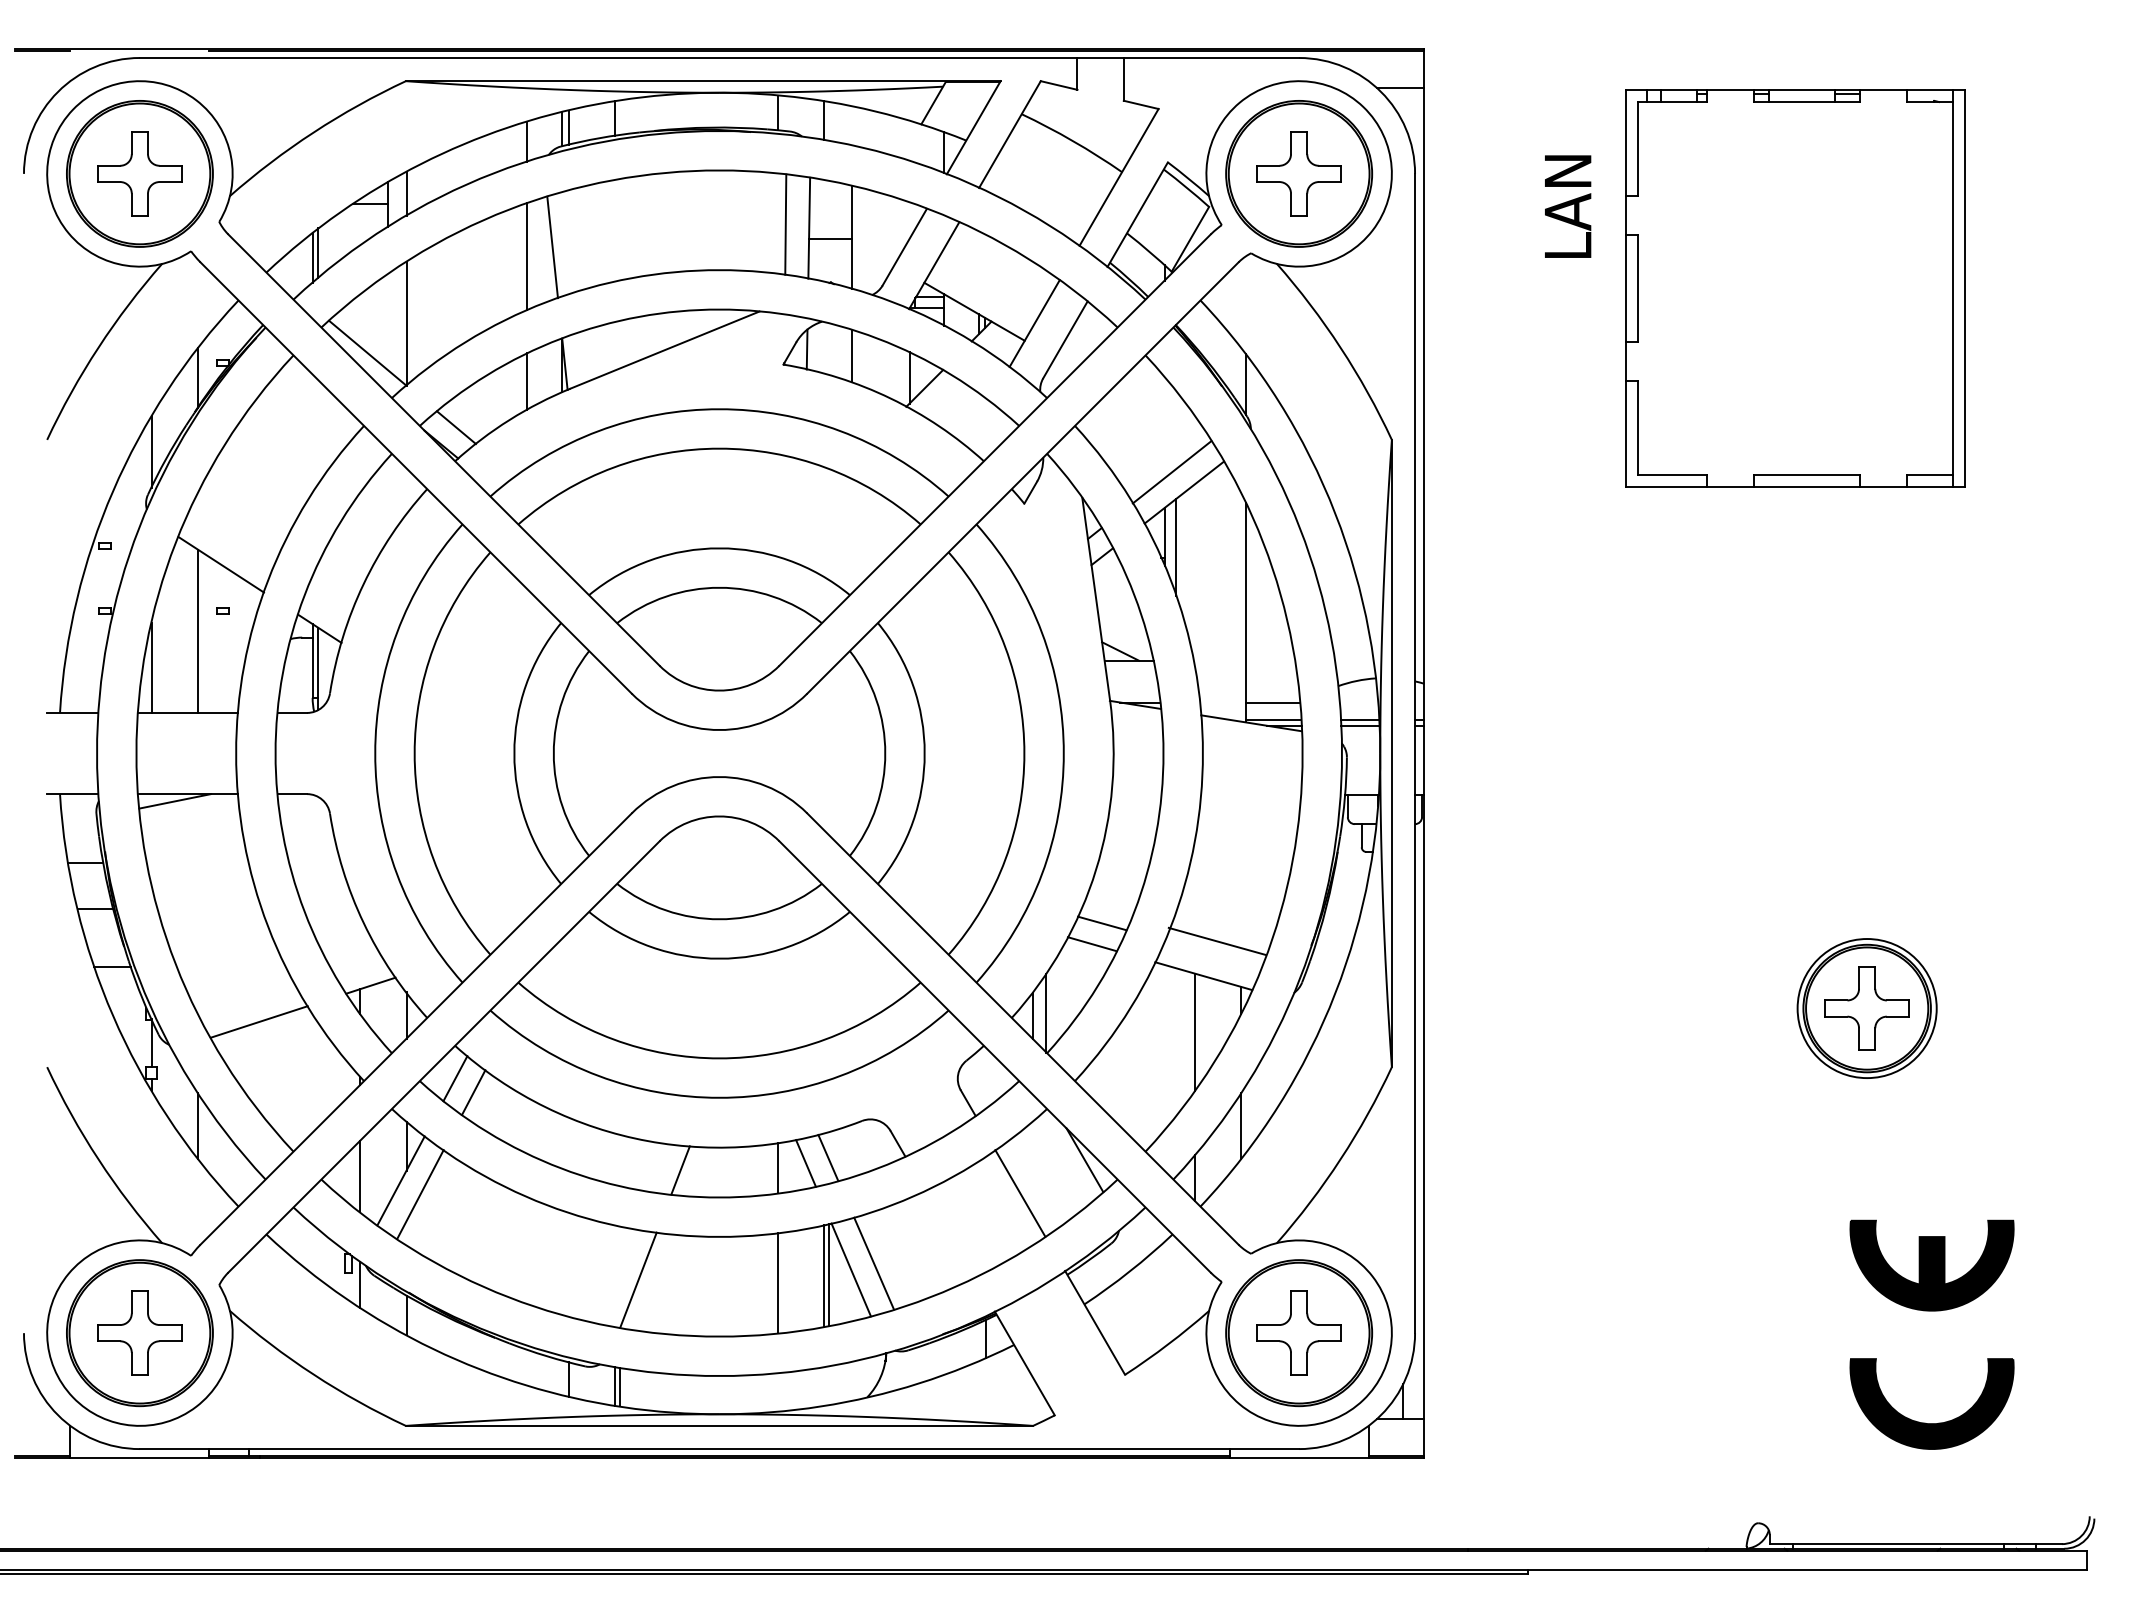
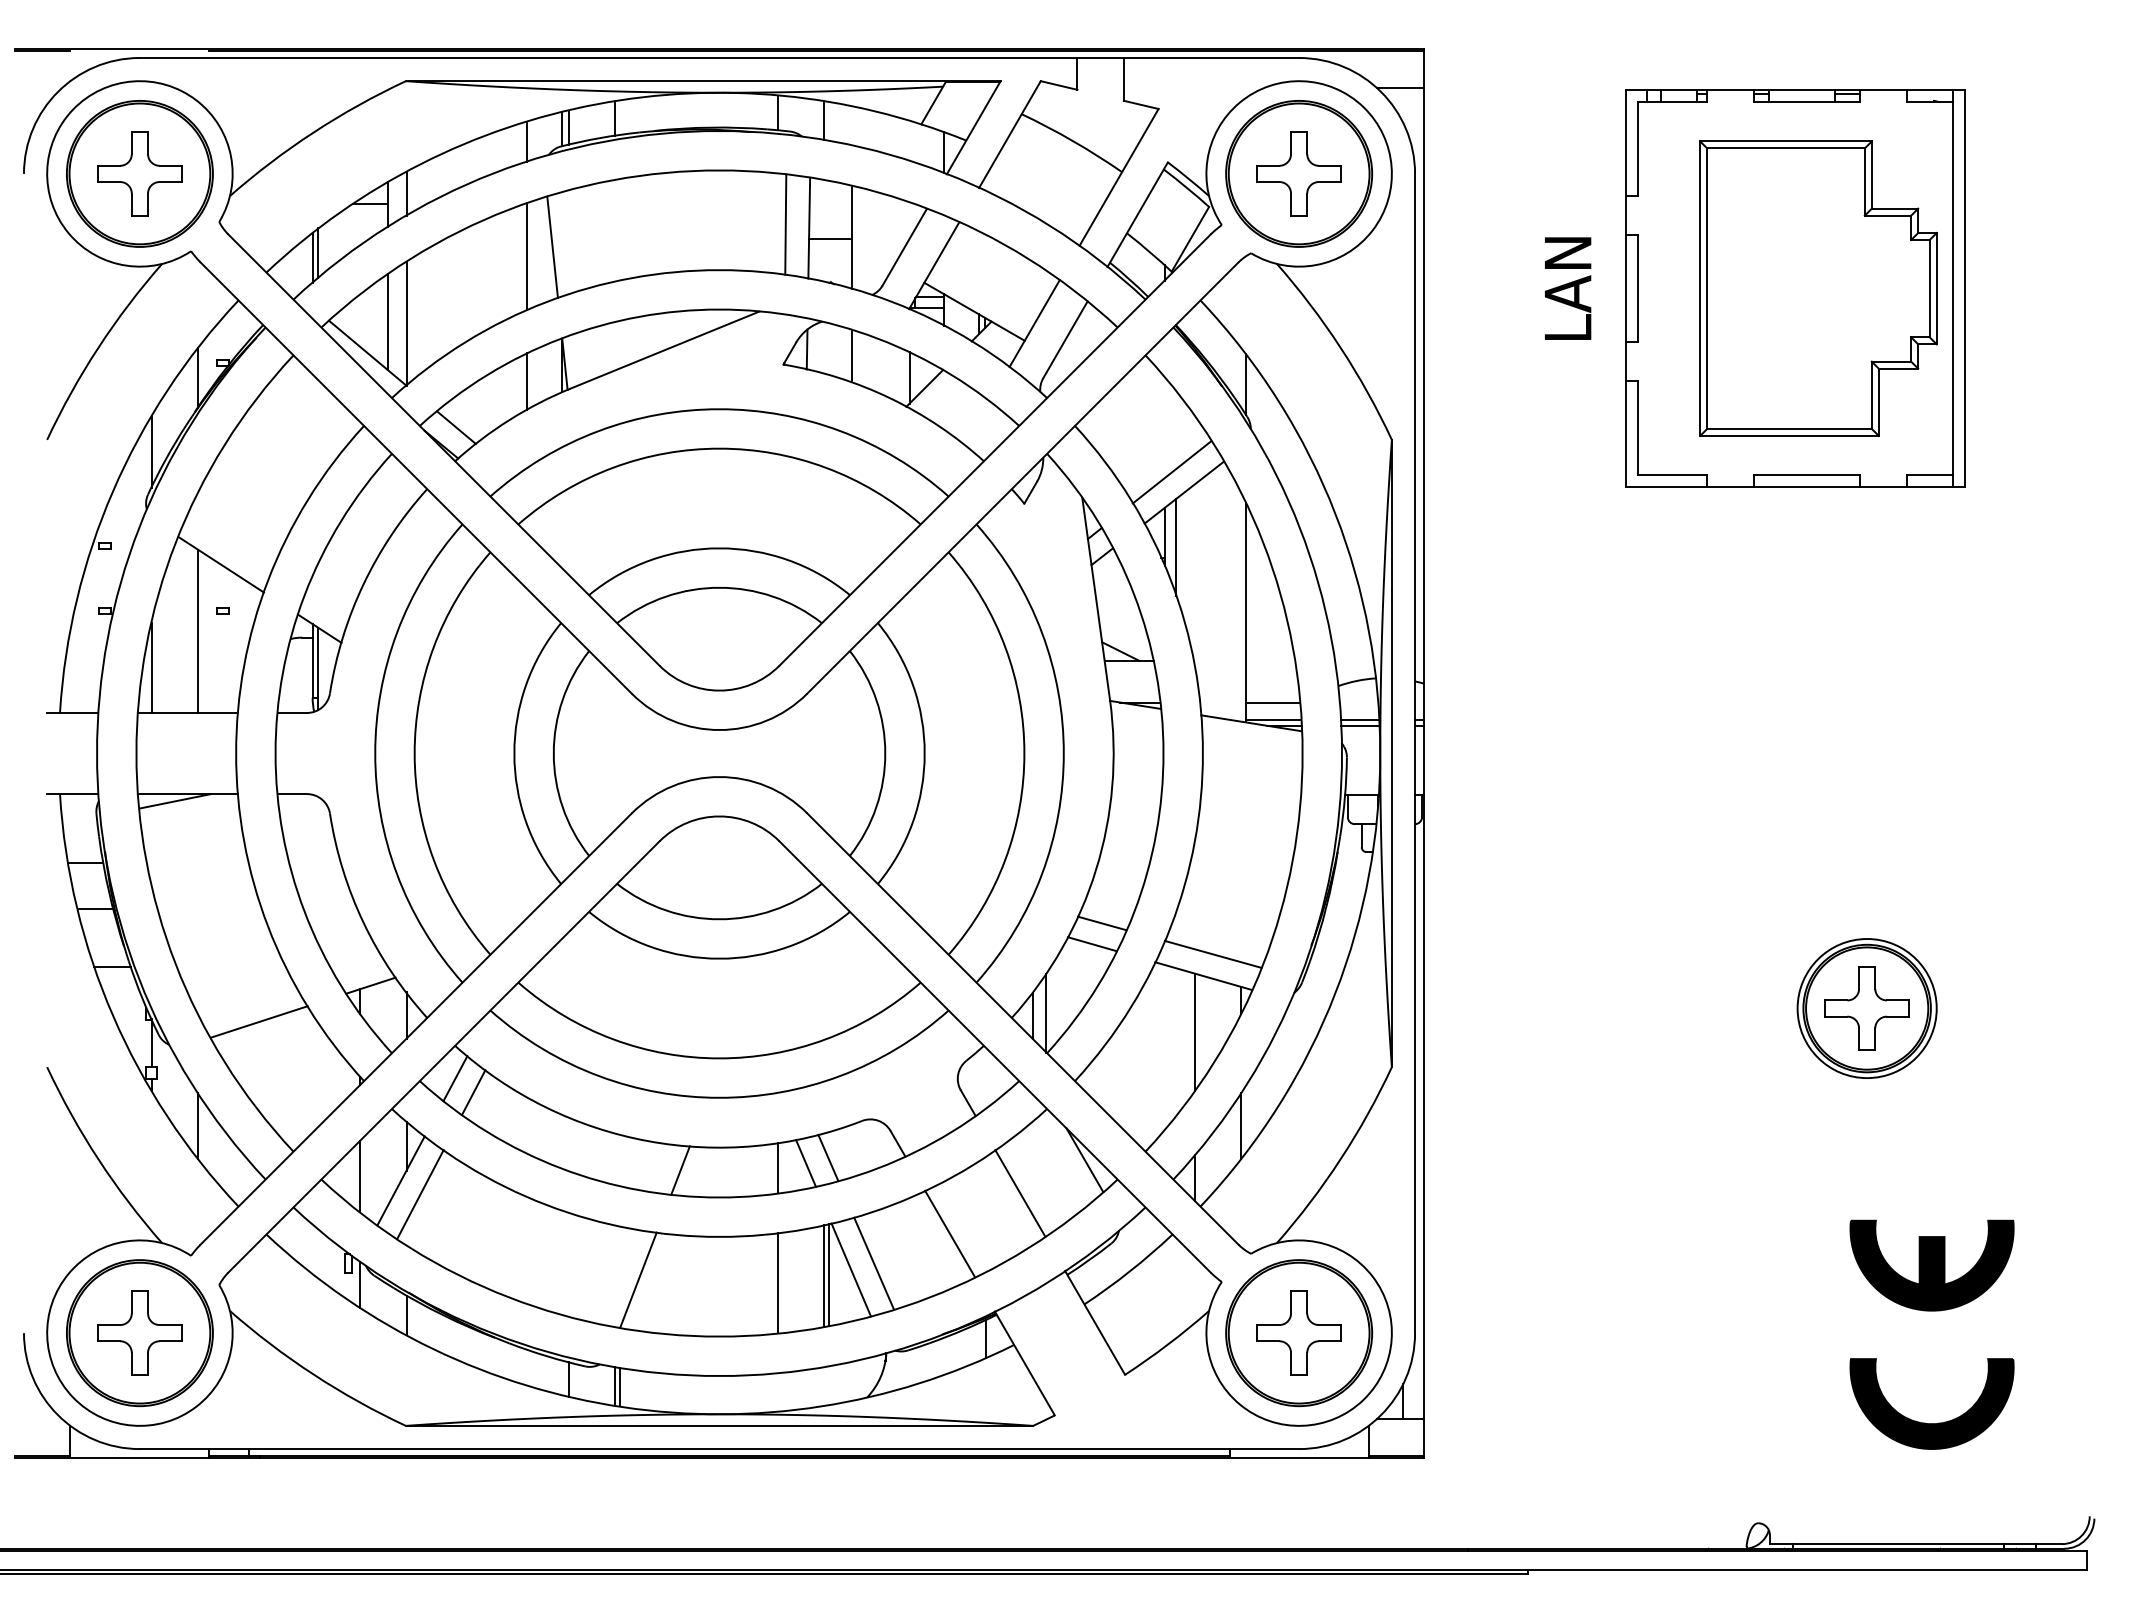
text position: (1568, 206) -> (1568, 288) (1568, 288)
part: none -> present (1818, 288)
line: none -> present (387, 322)
line position: (1216, 940) -> (1212, 953) (1212, 953)
line: none -> present (950, 1233)
